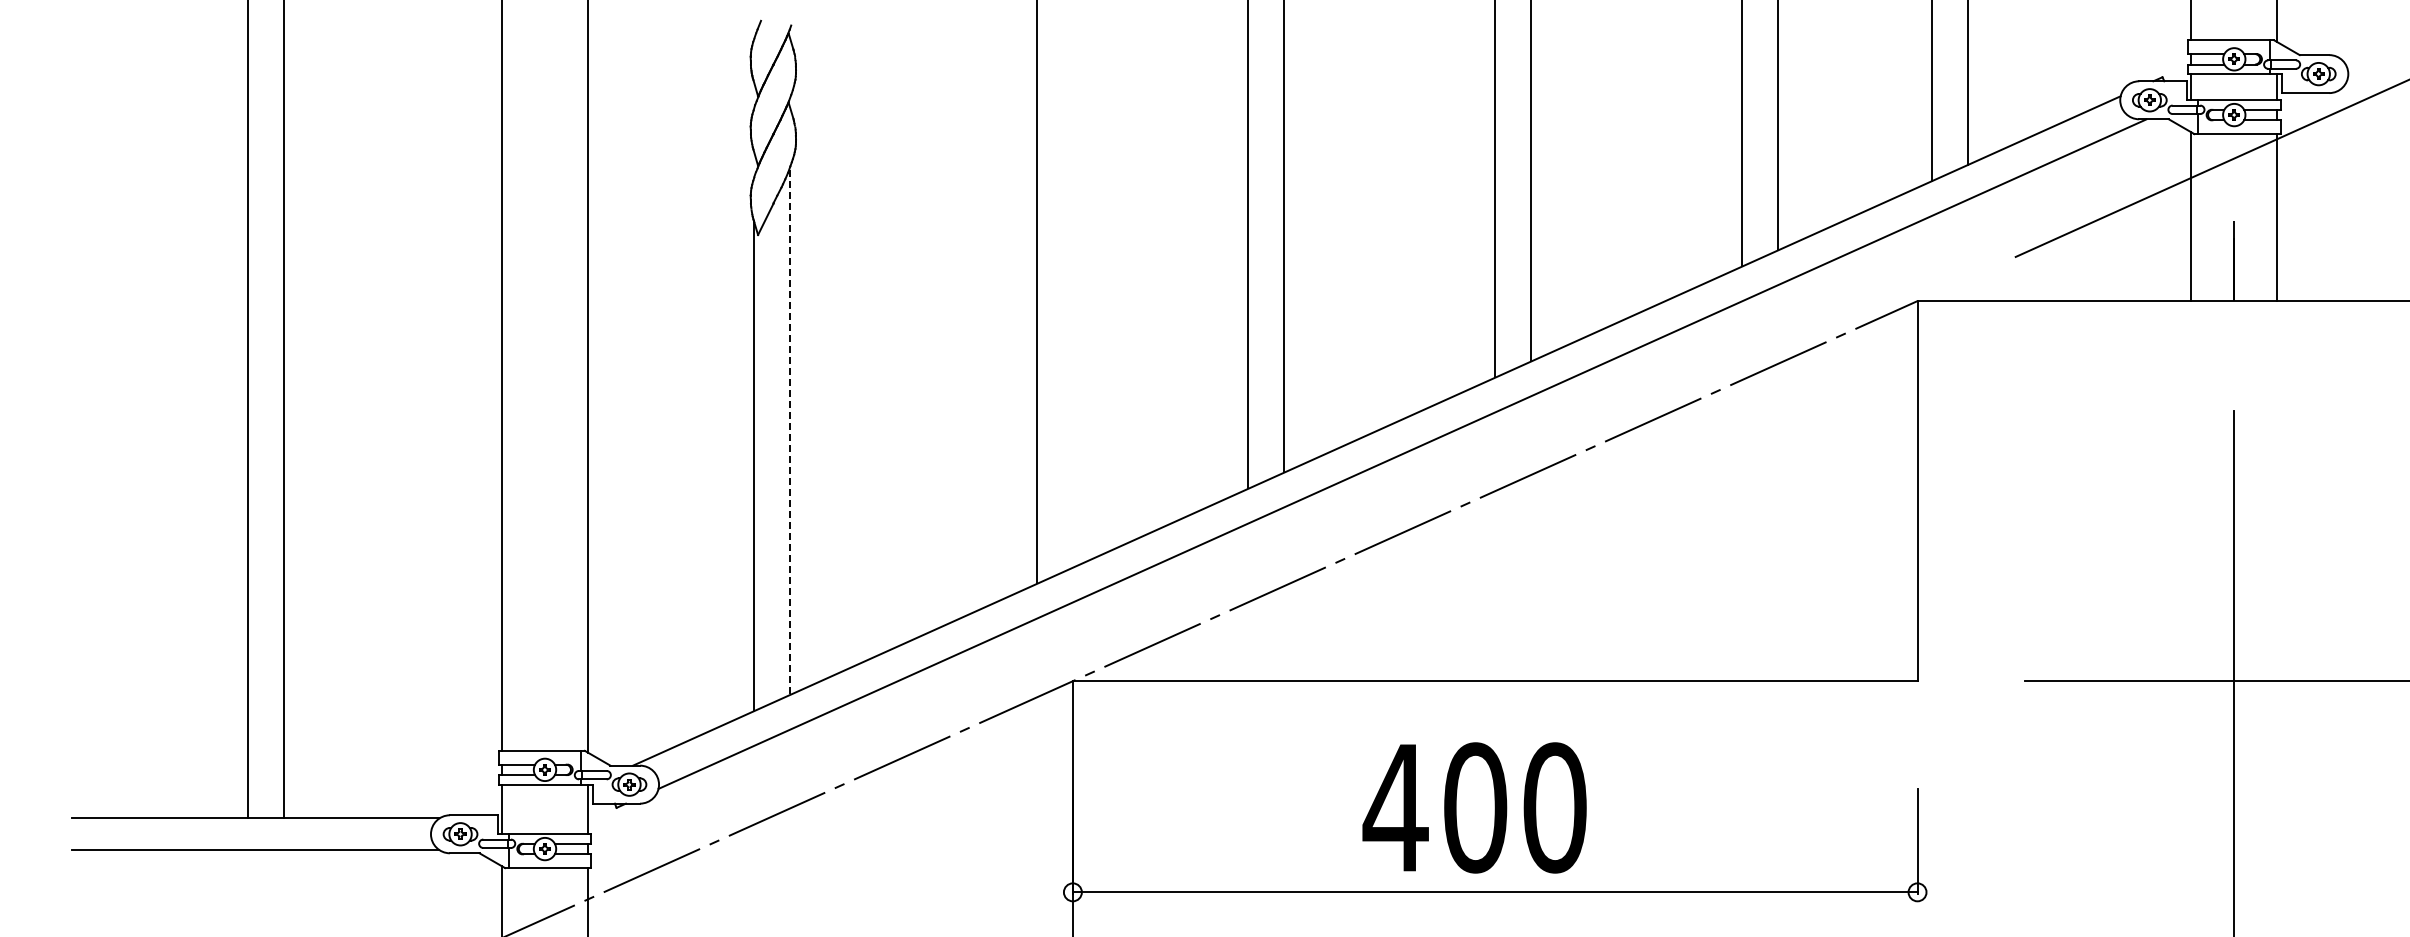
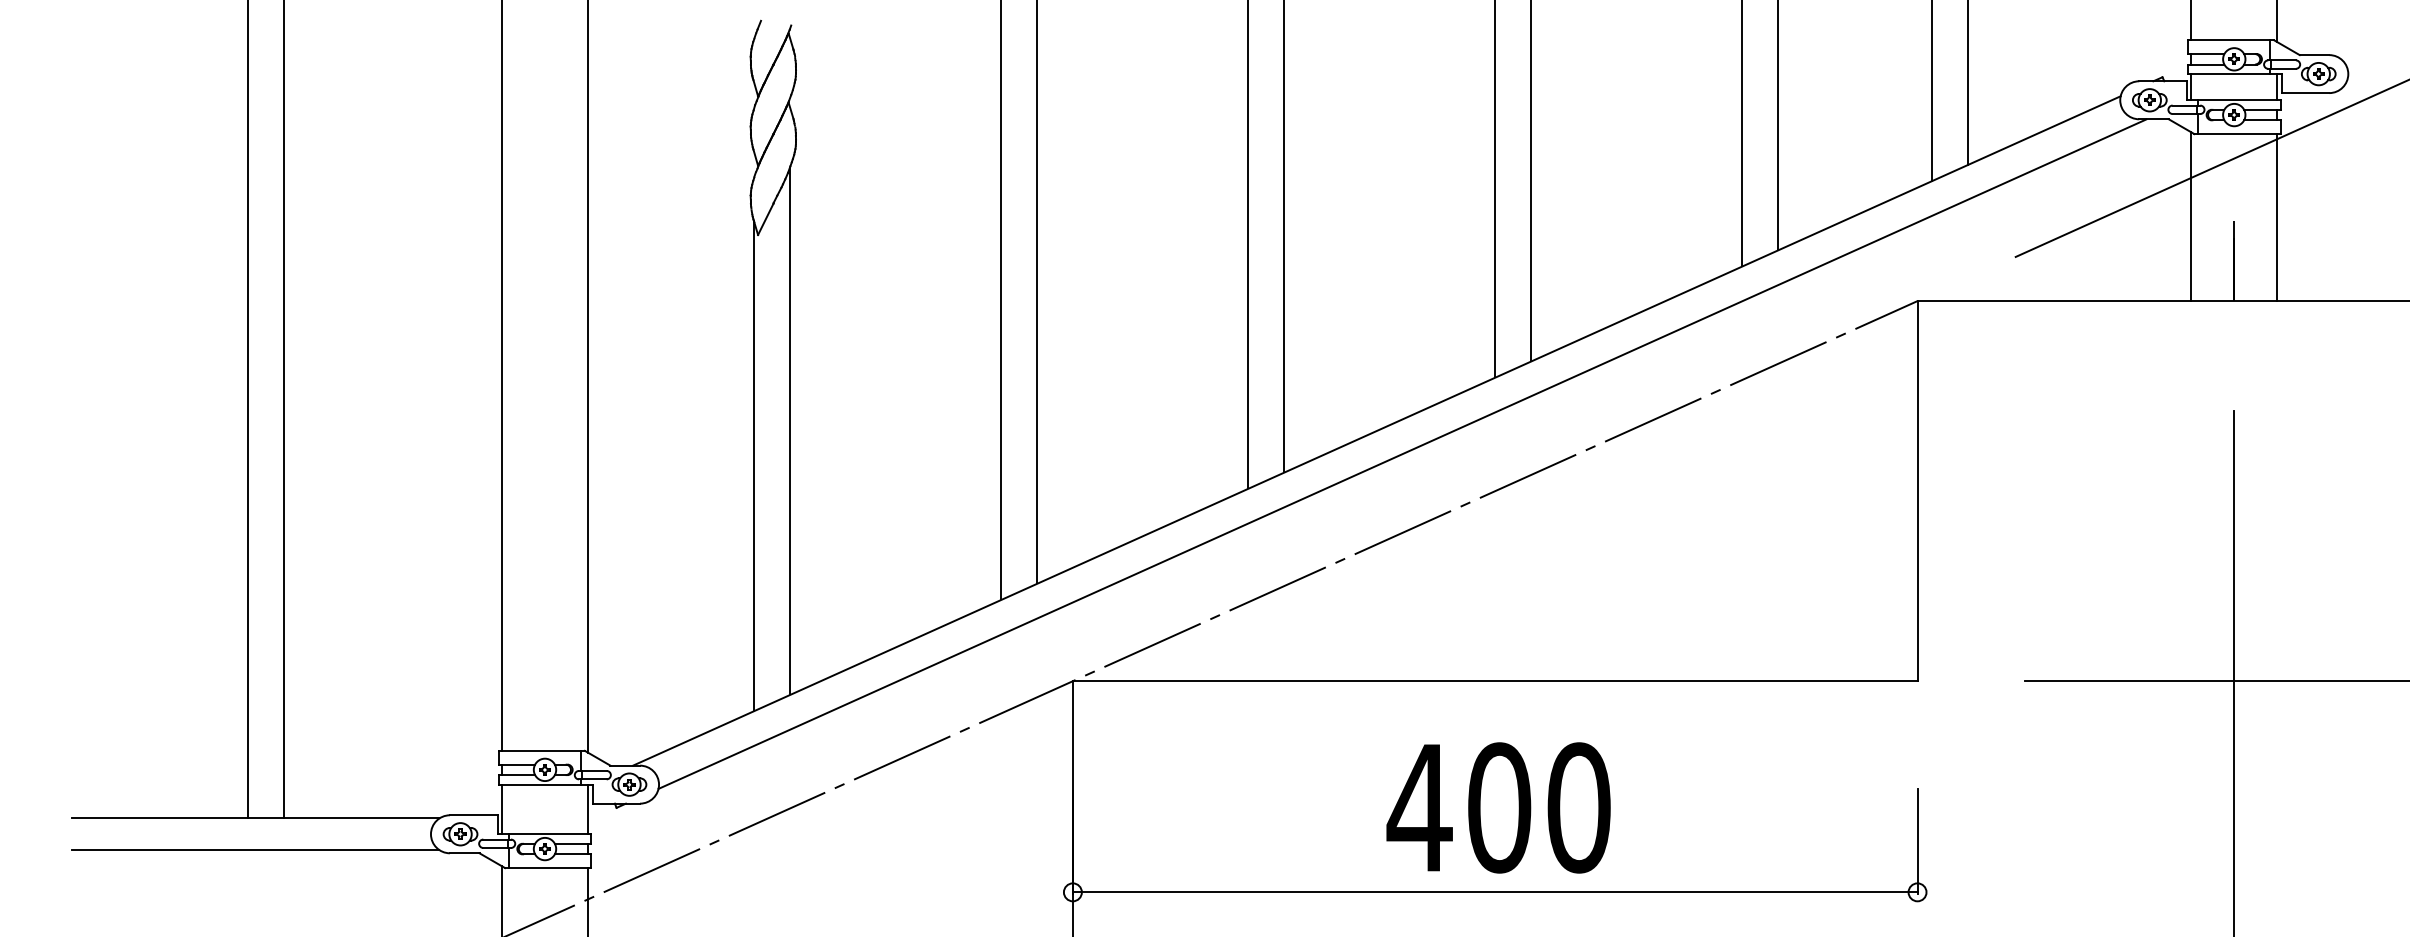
line: none -> present (1001, 300)
line: dashed -> solid (789, 430)
text position: (1474, 807) -> (1498, 807) (1498, 807)
